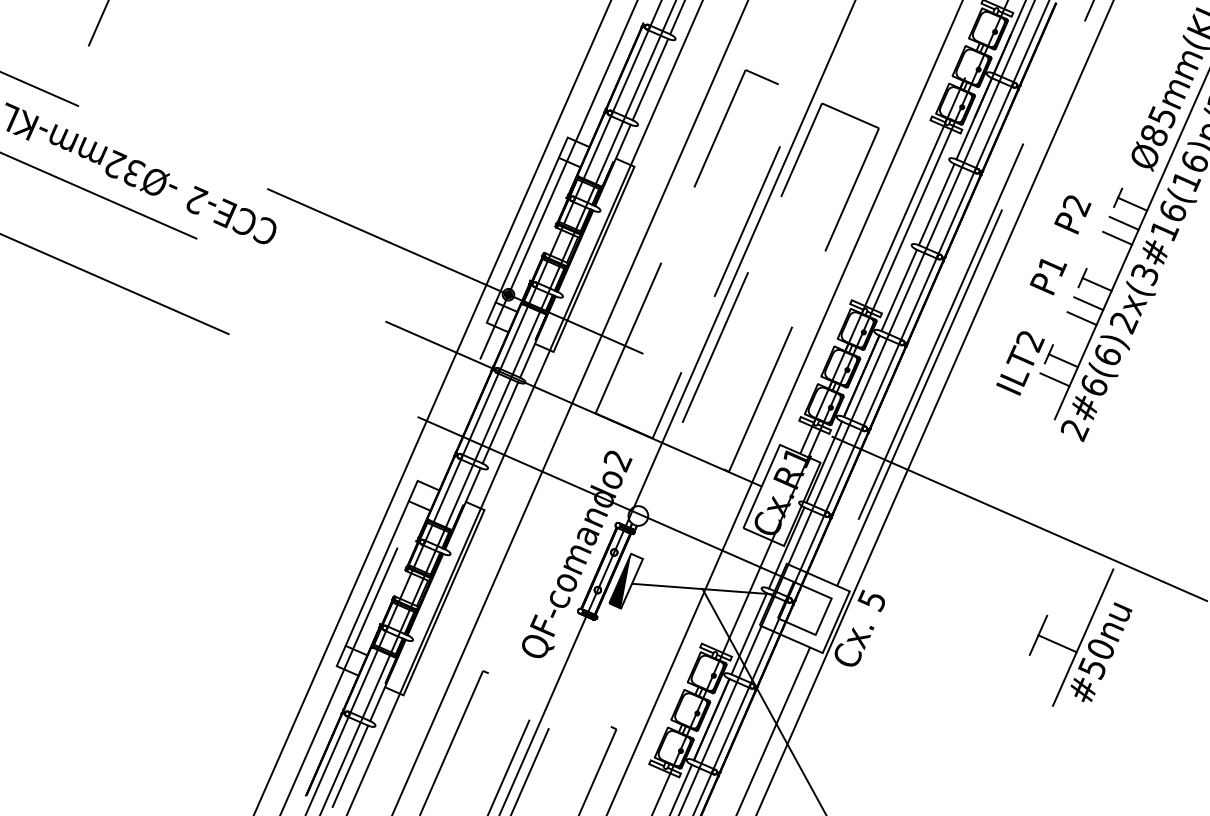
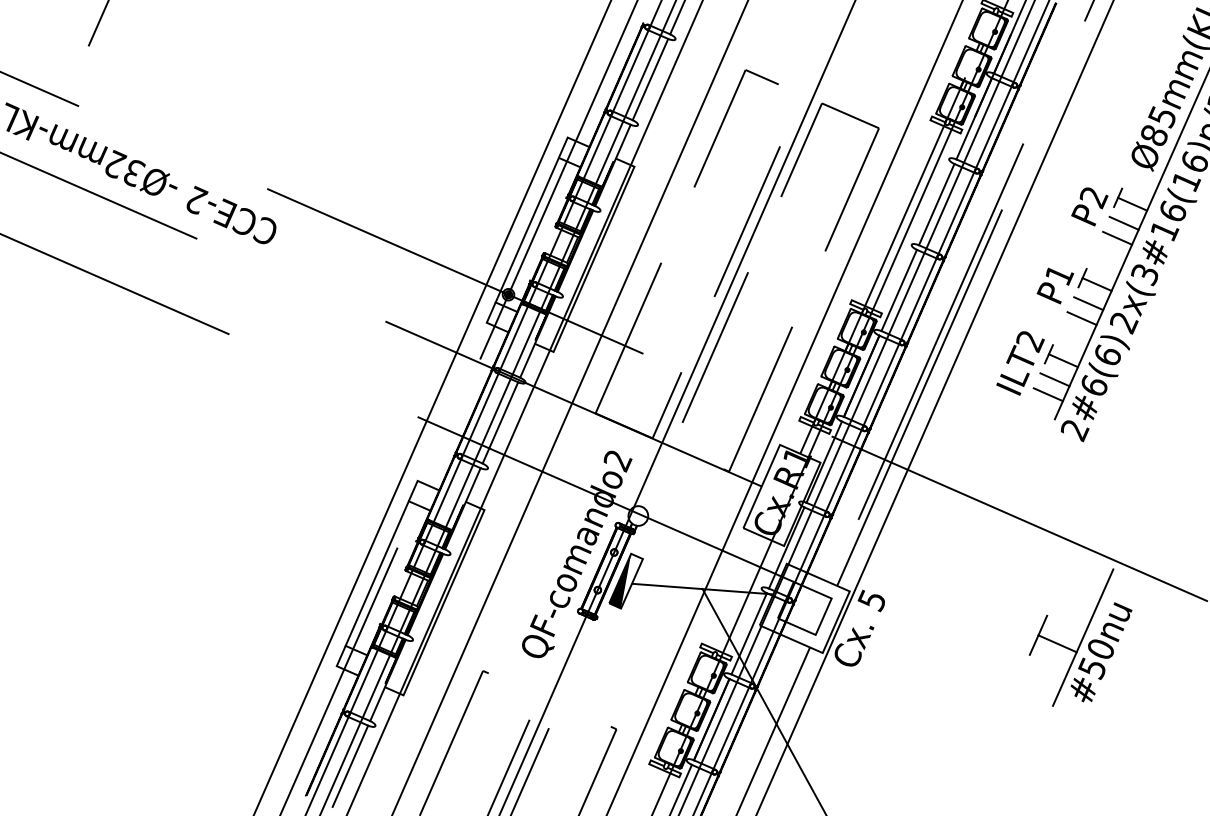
text position: (1072, 214) -> (1089, 206) (1089, 206)
text position: (1048, 276) -> (1055, 285) (1055, 285)
line: none -> present (1047, 394)
